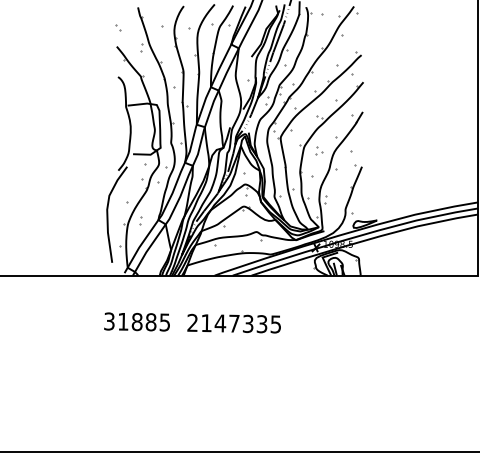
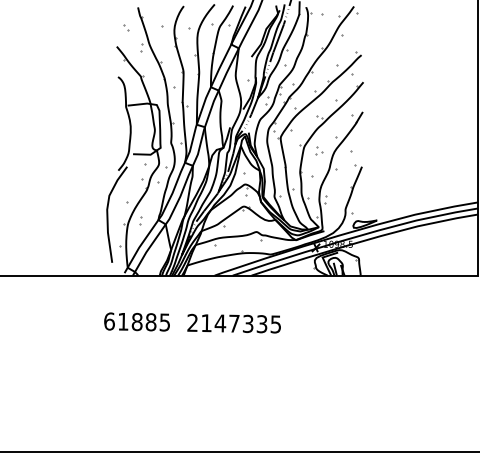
part position: (118, 27) -> (126, 27) (126, 27)
text: 31885 -> 61885 (109, 321)
